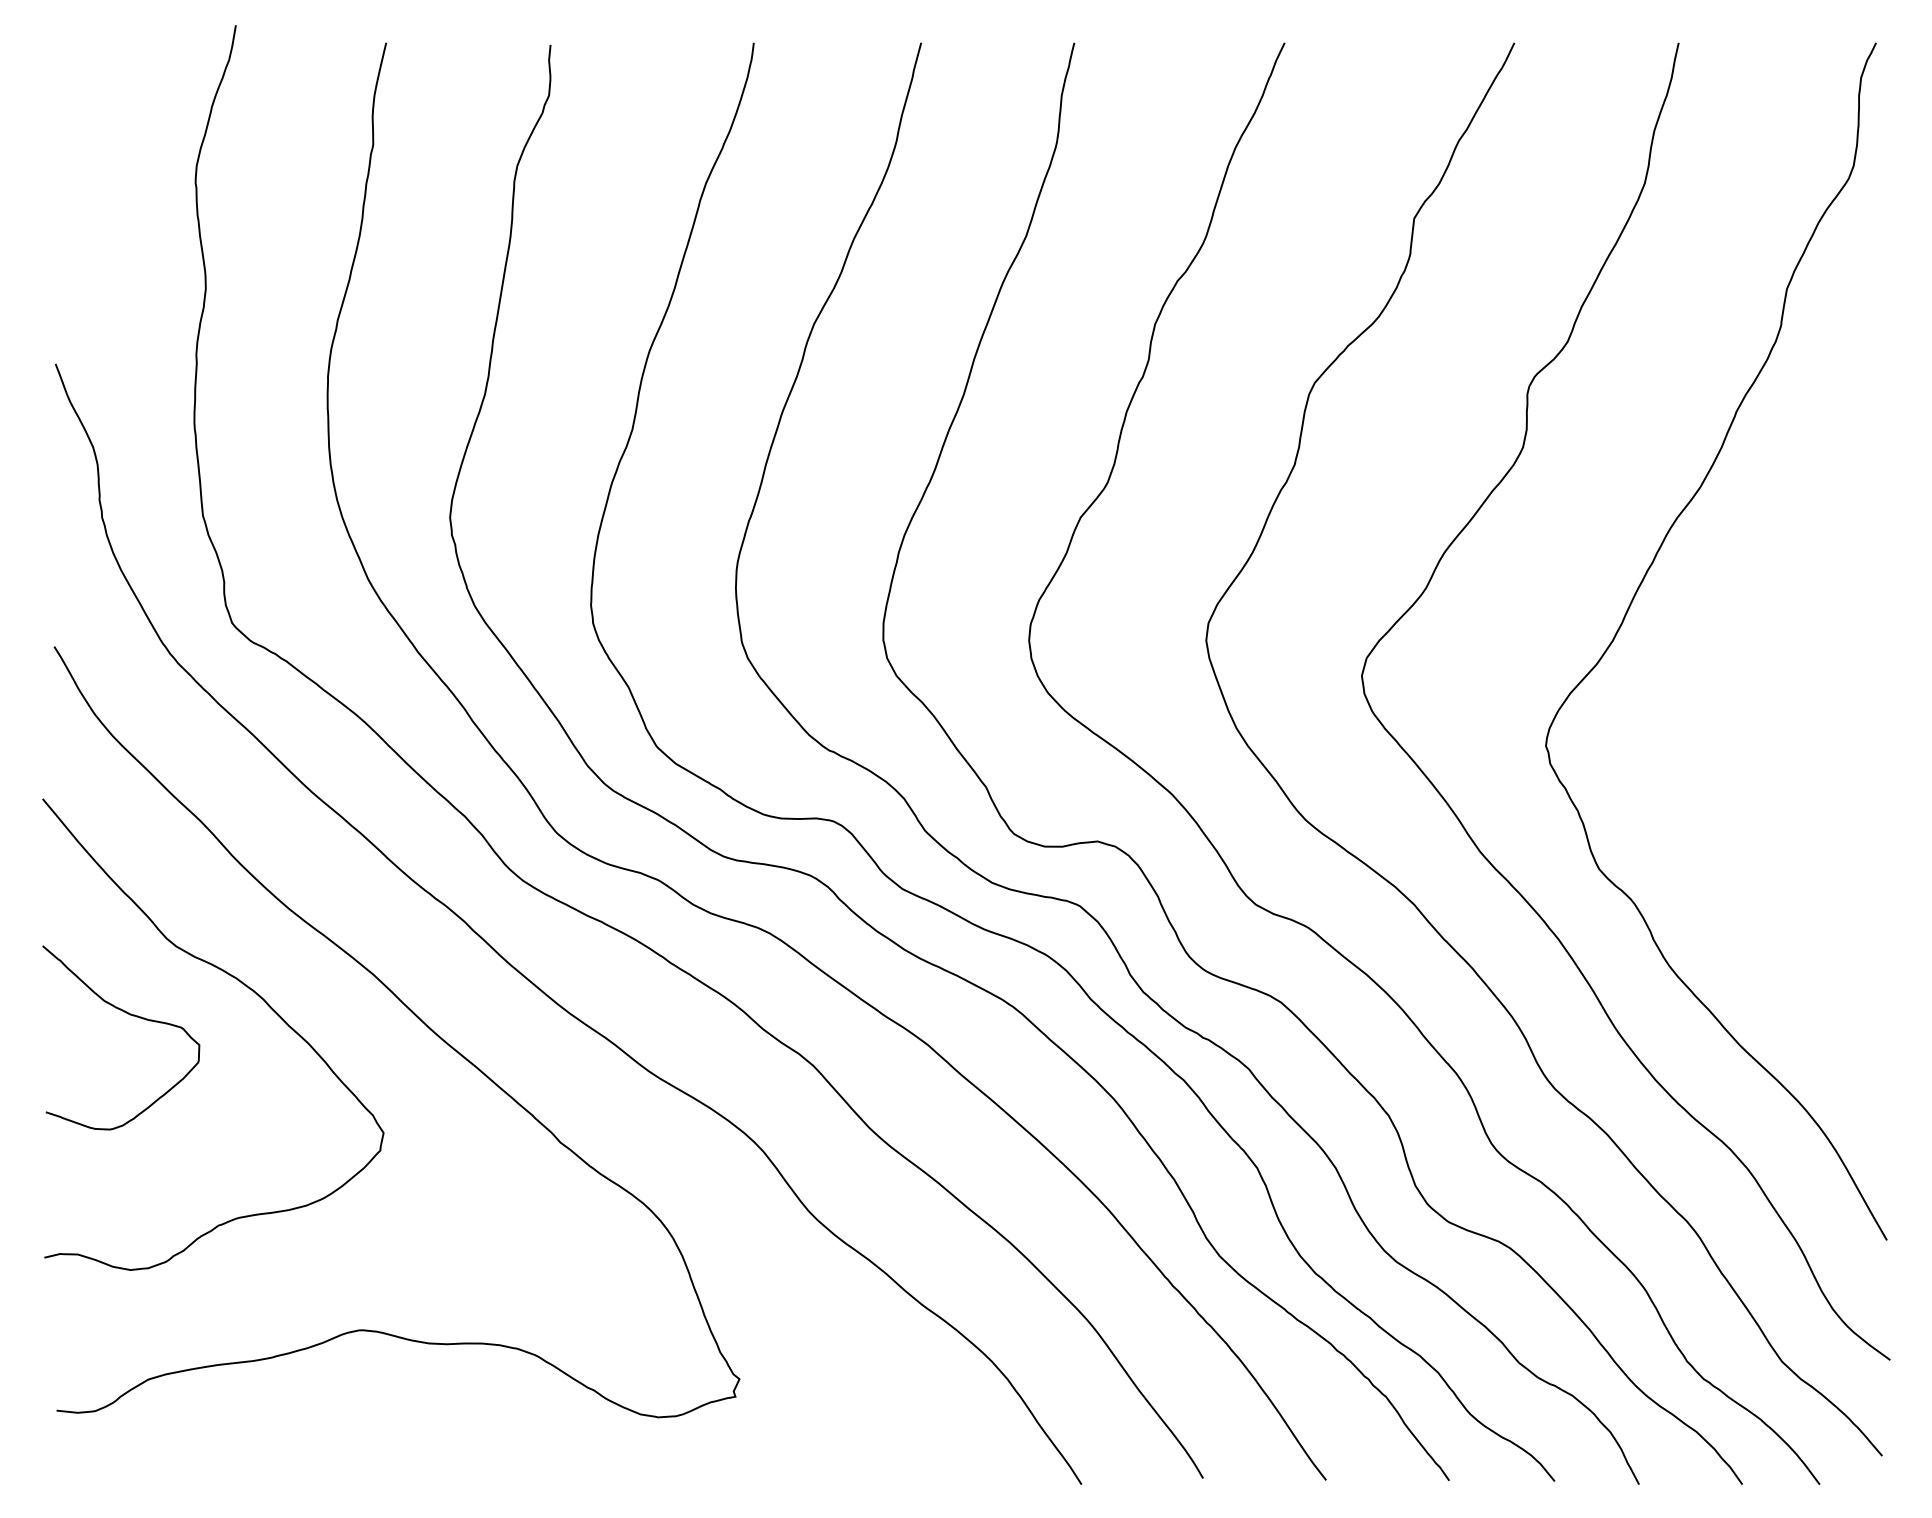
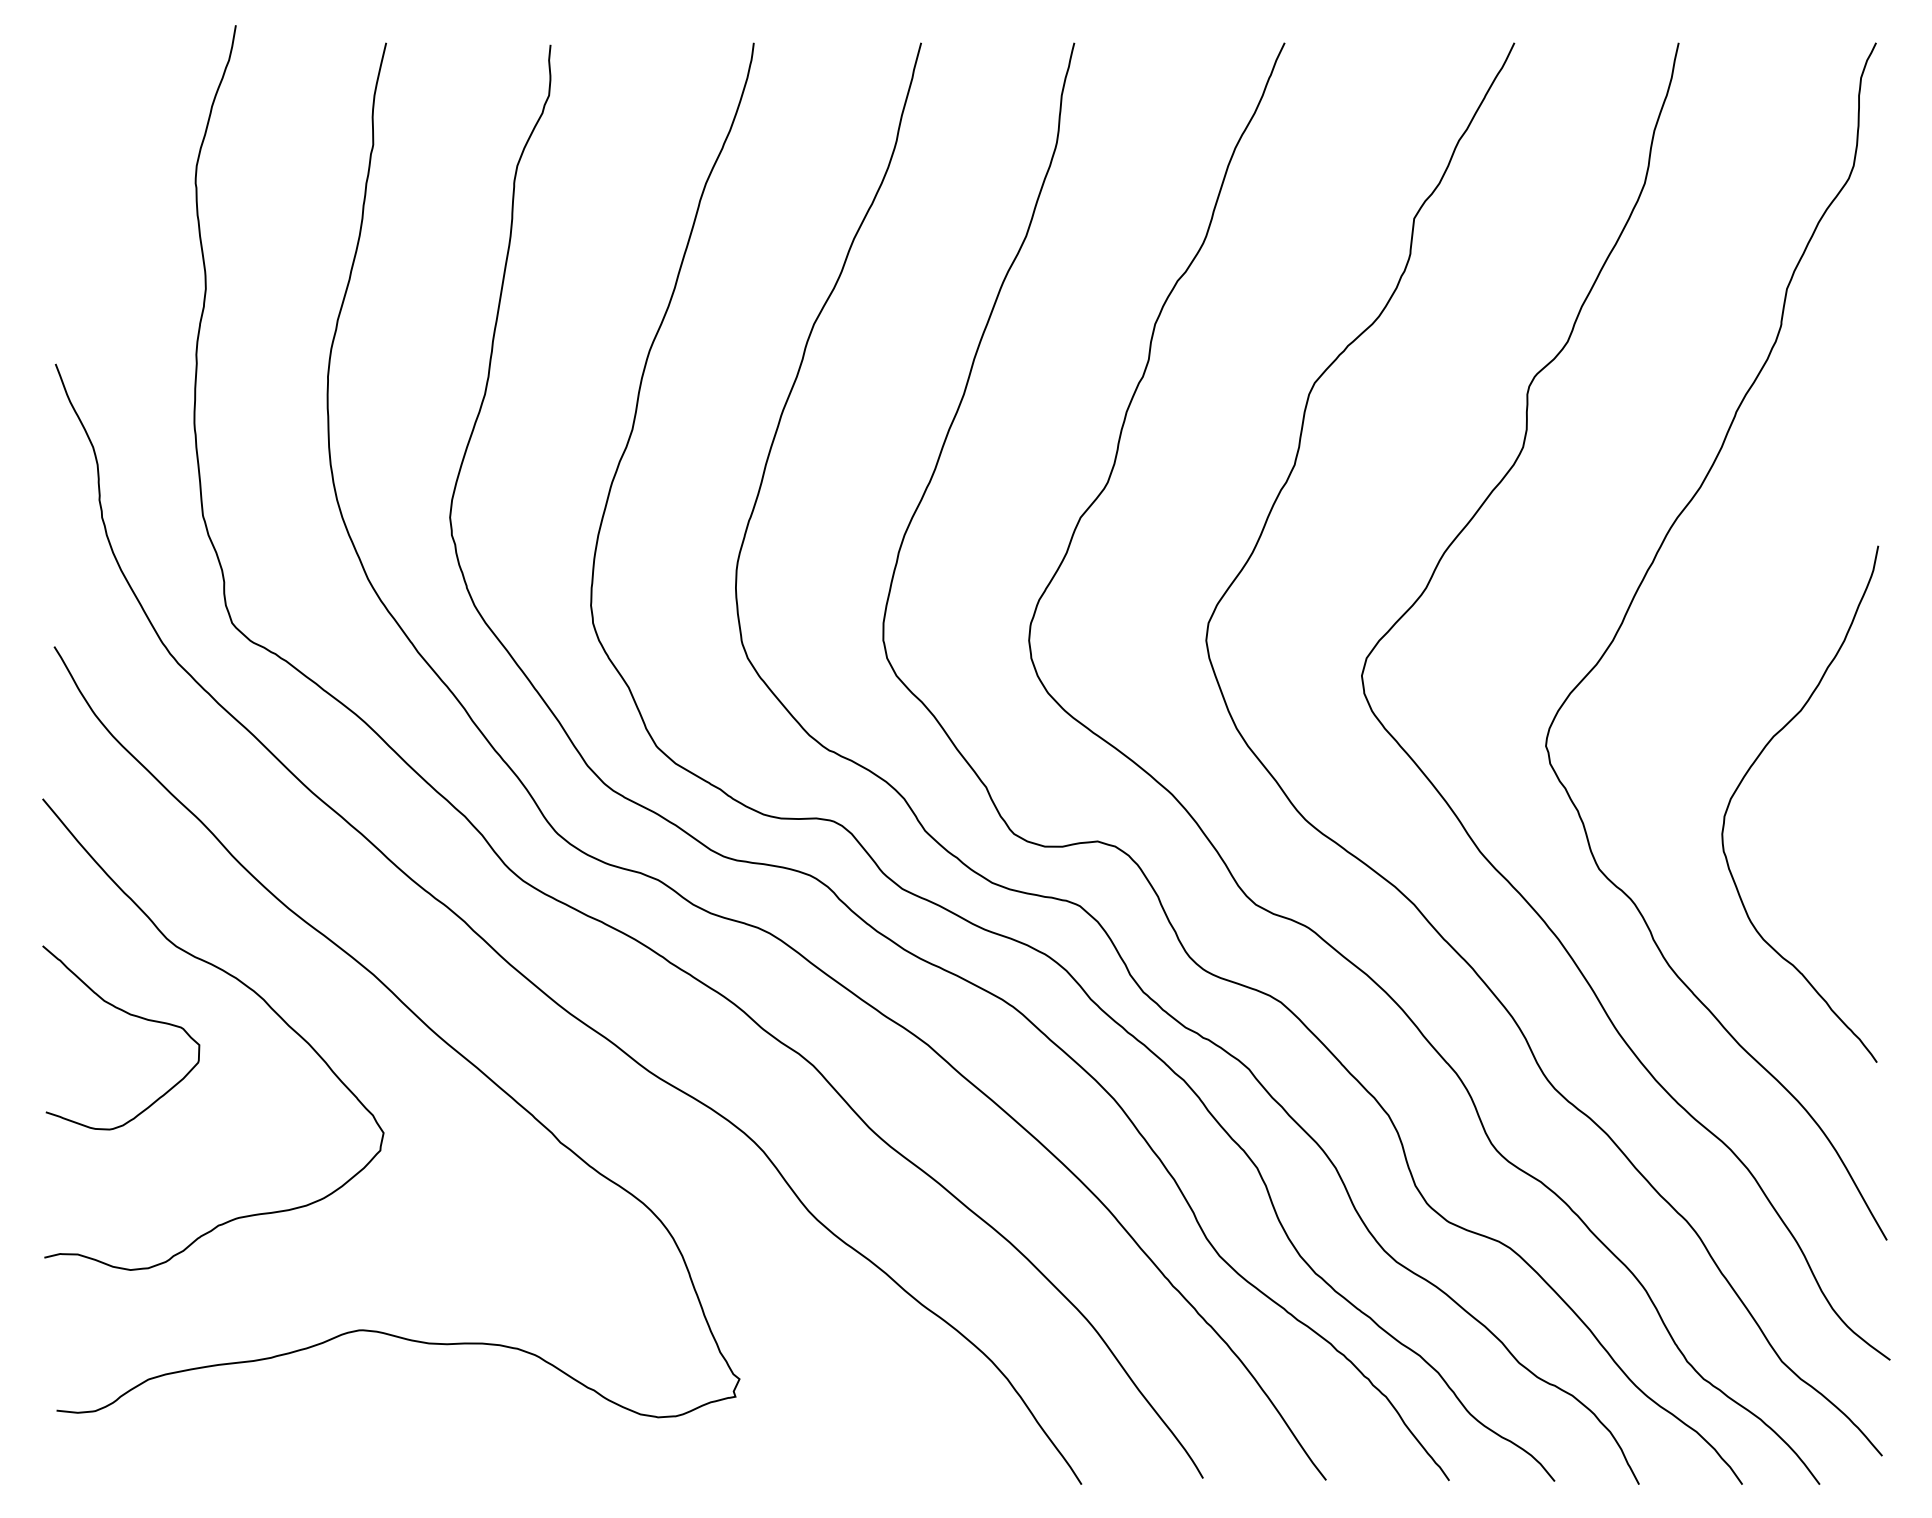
curve: none -> present (1750, 769)
